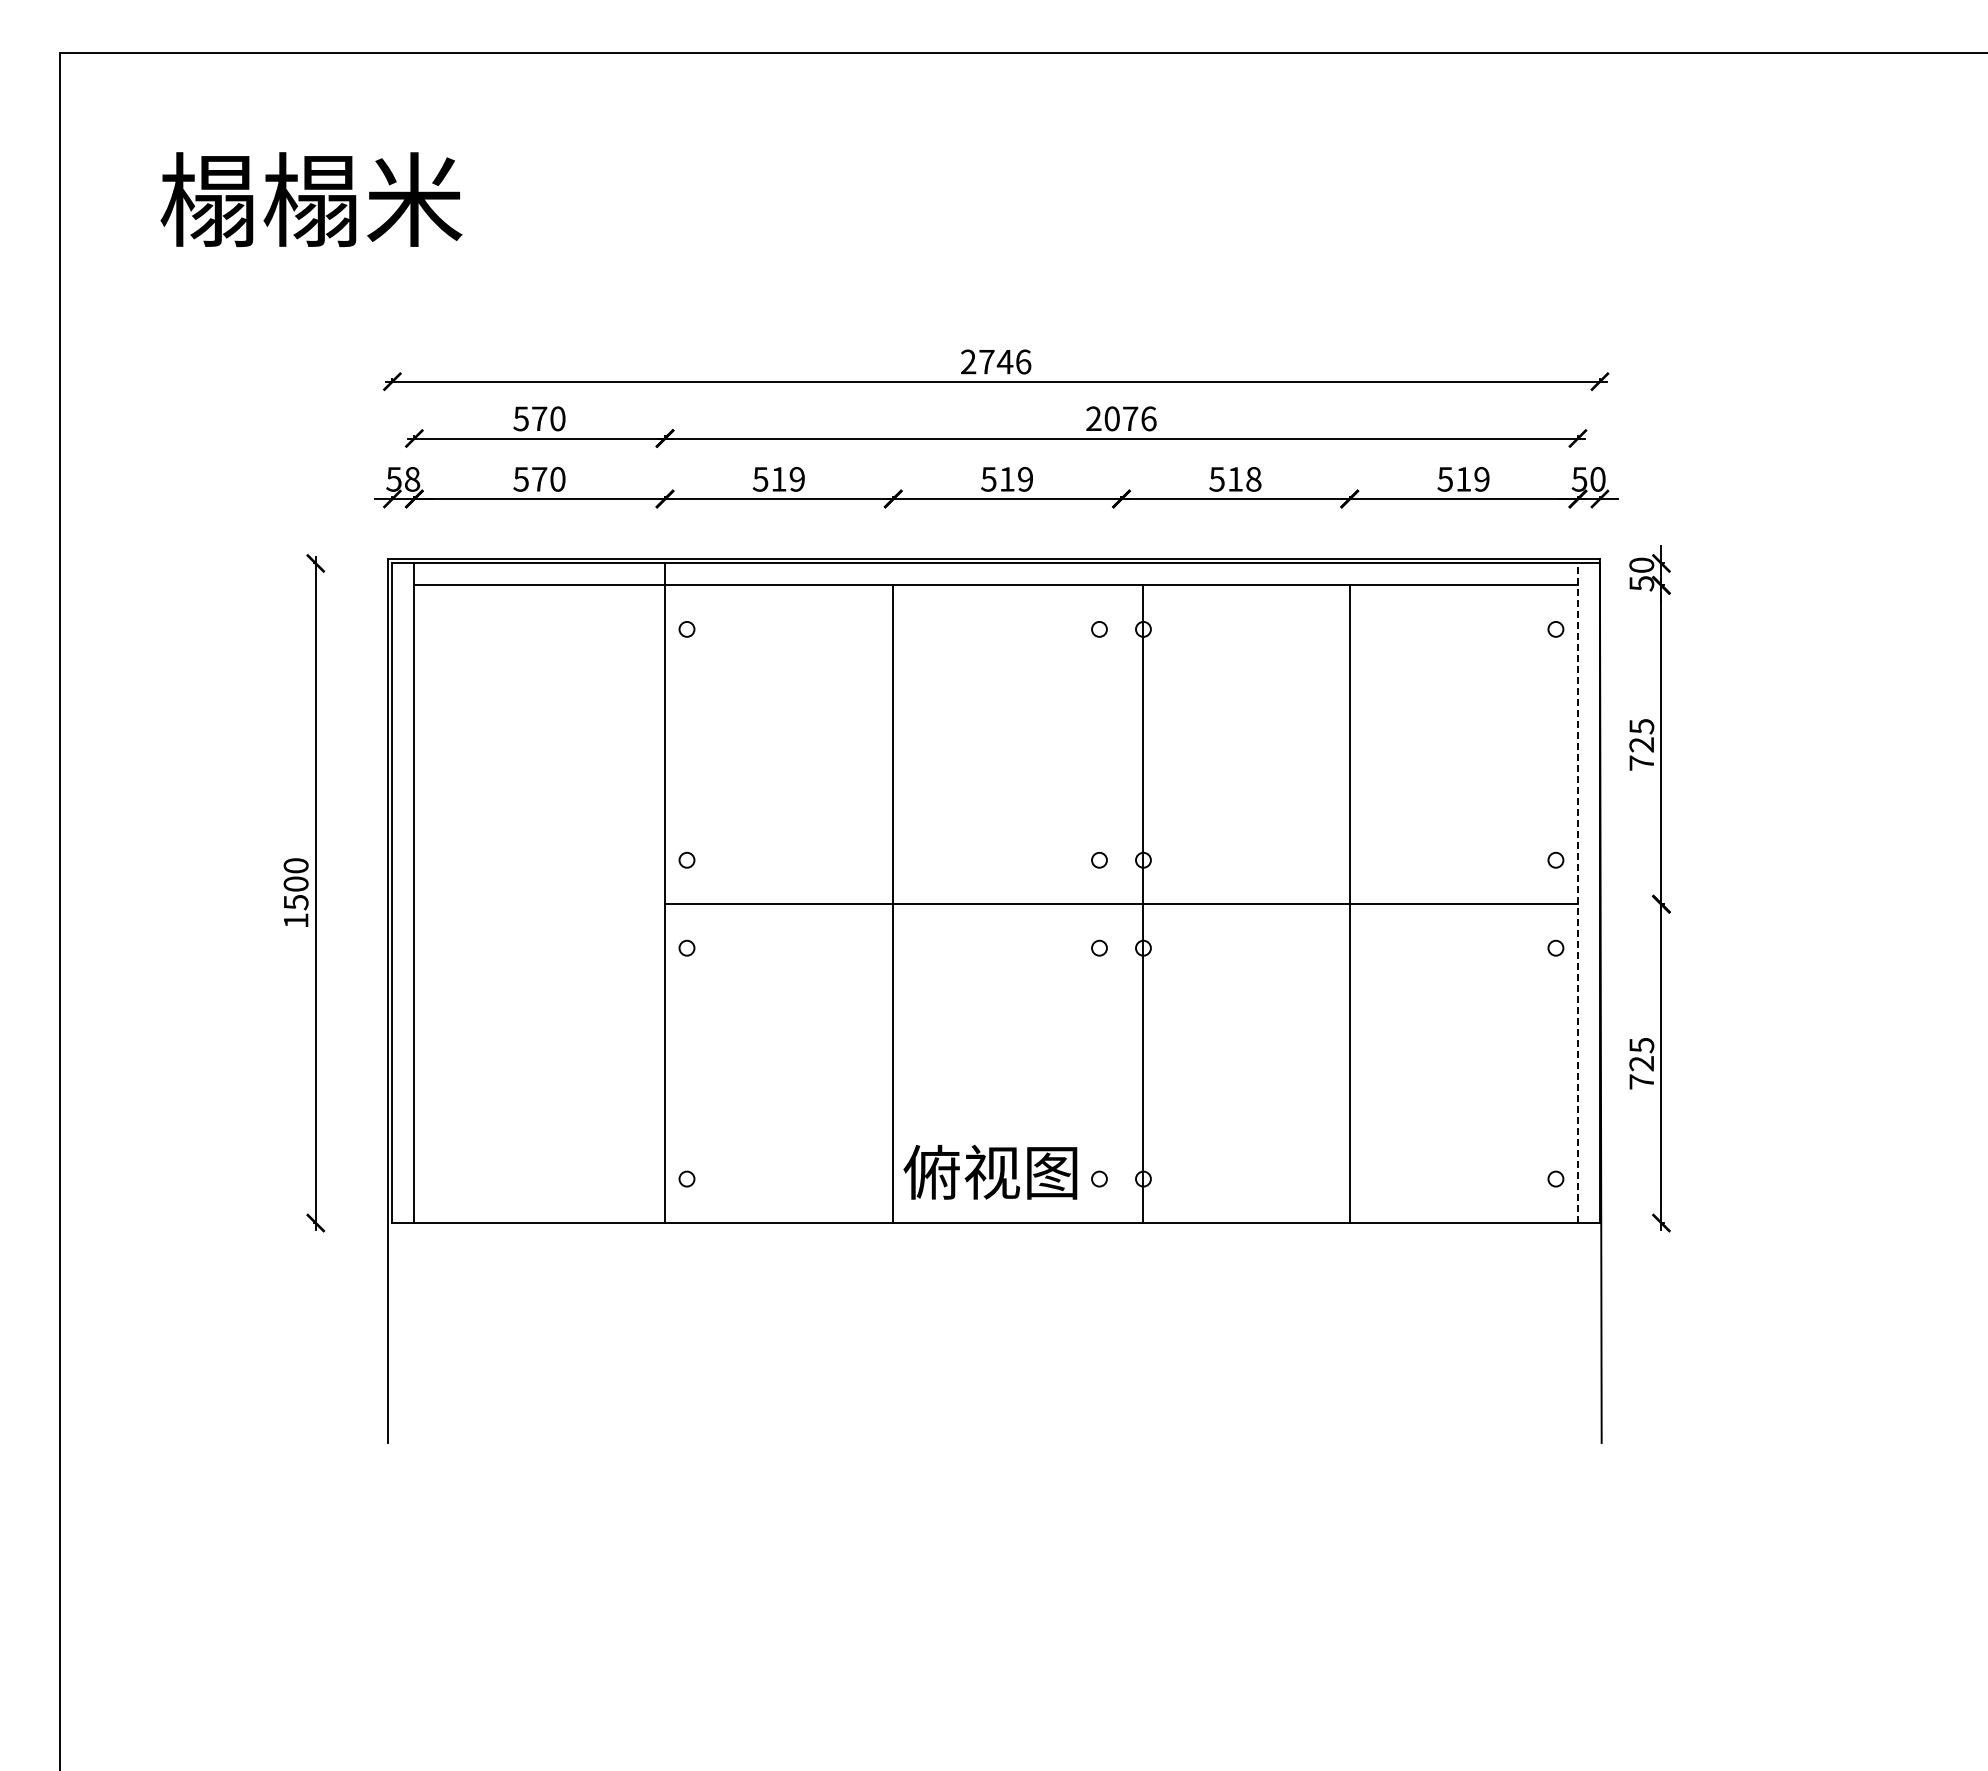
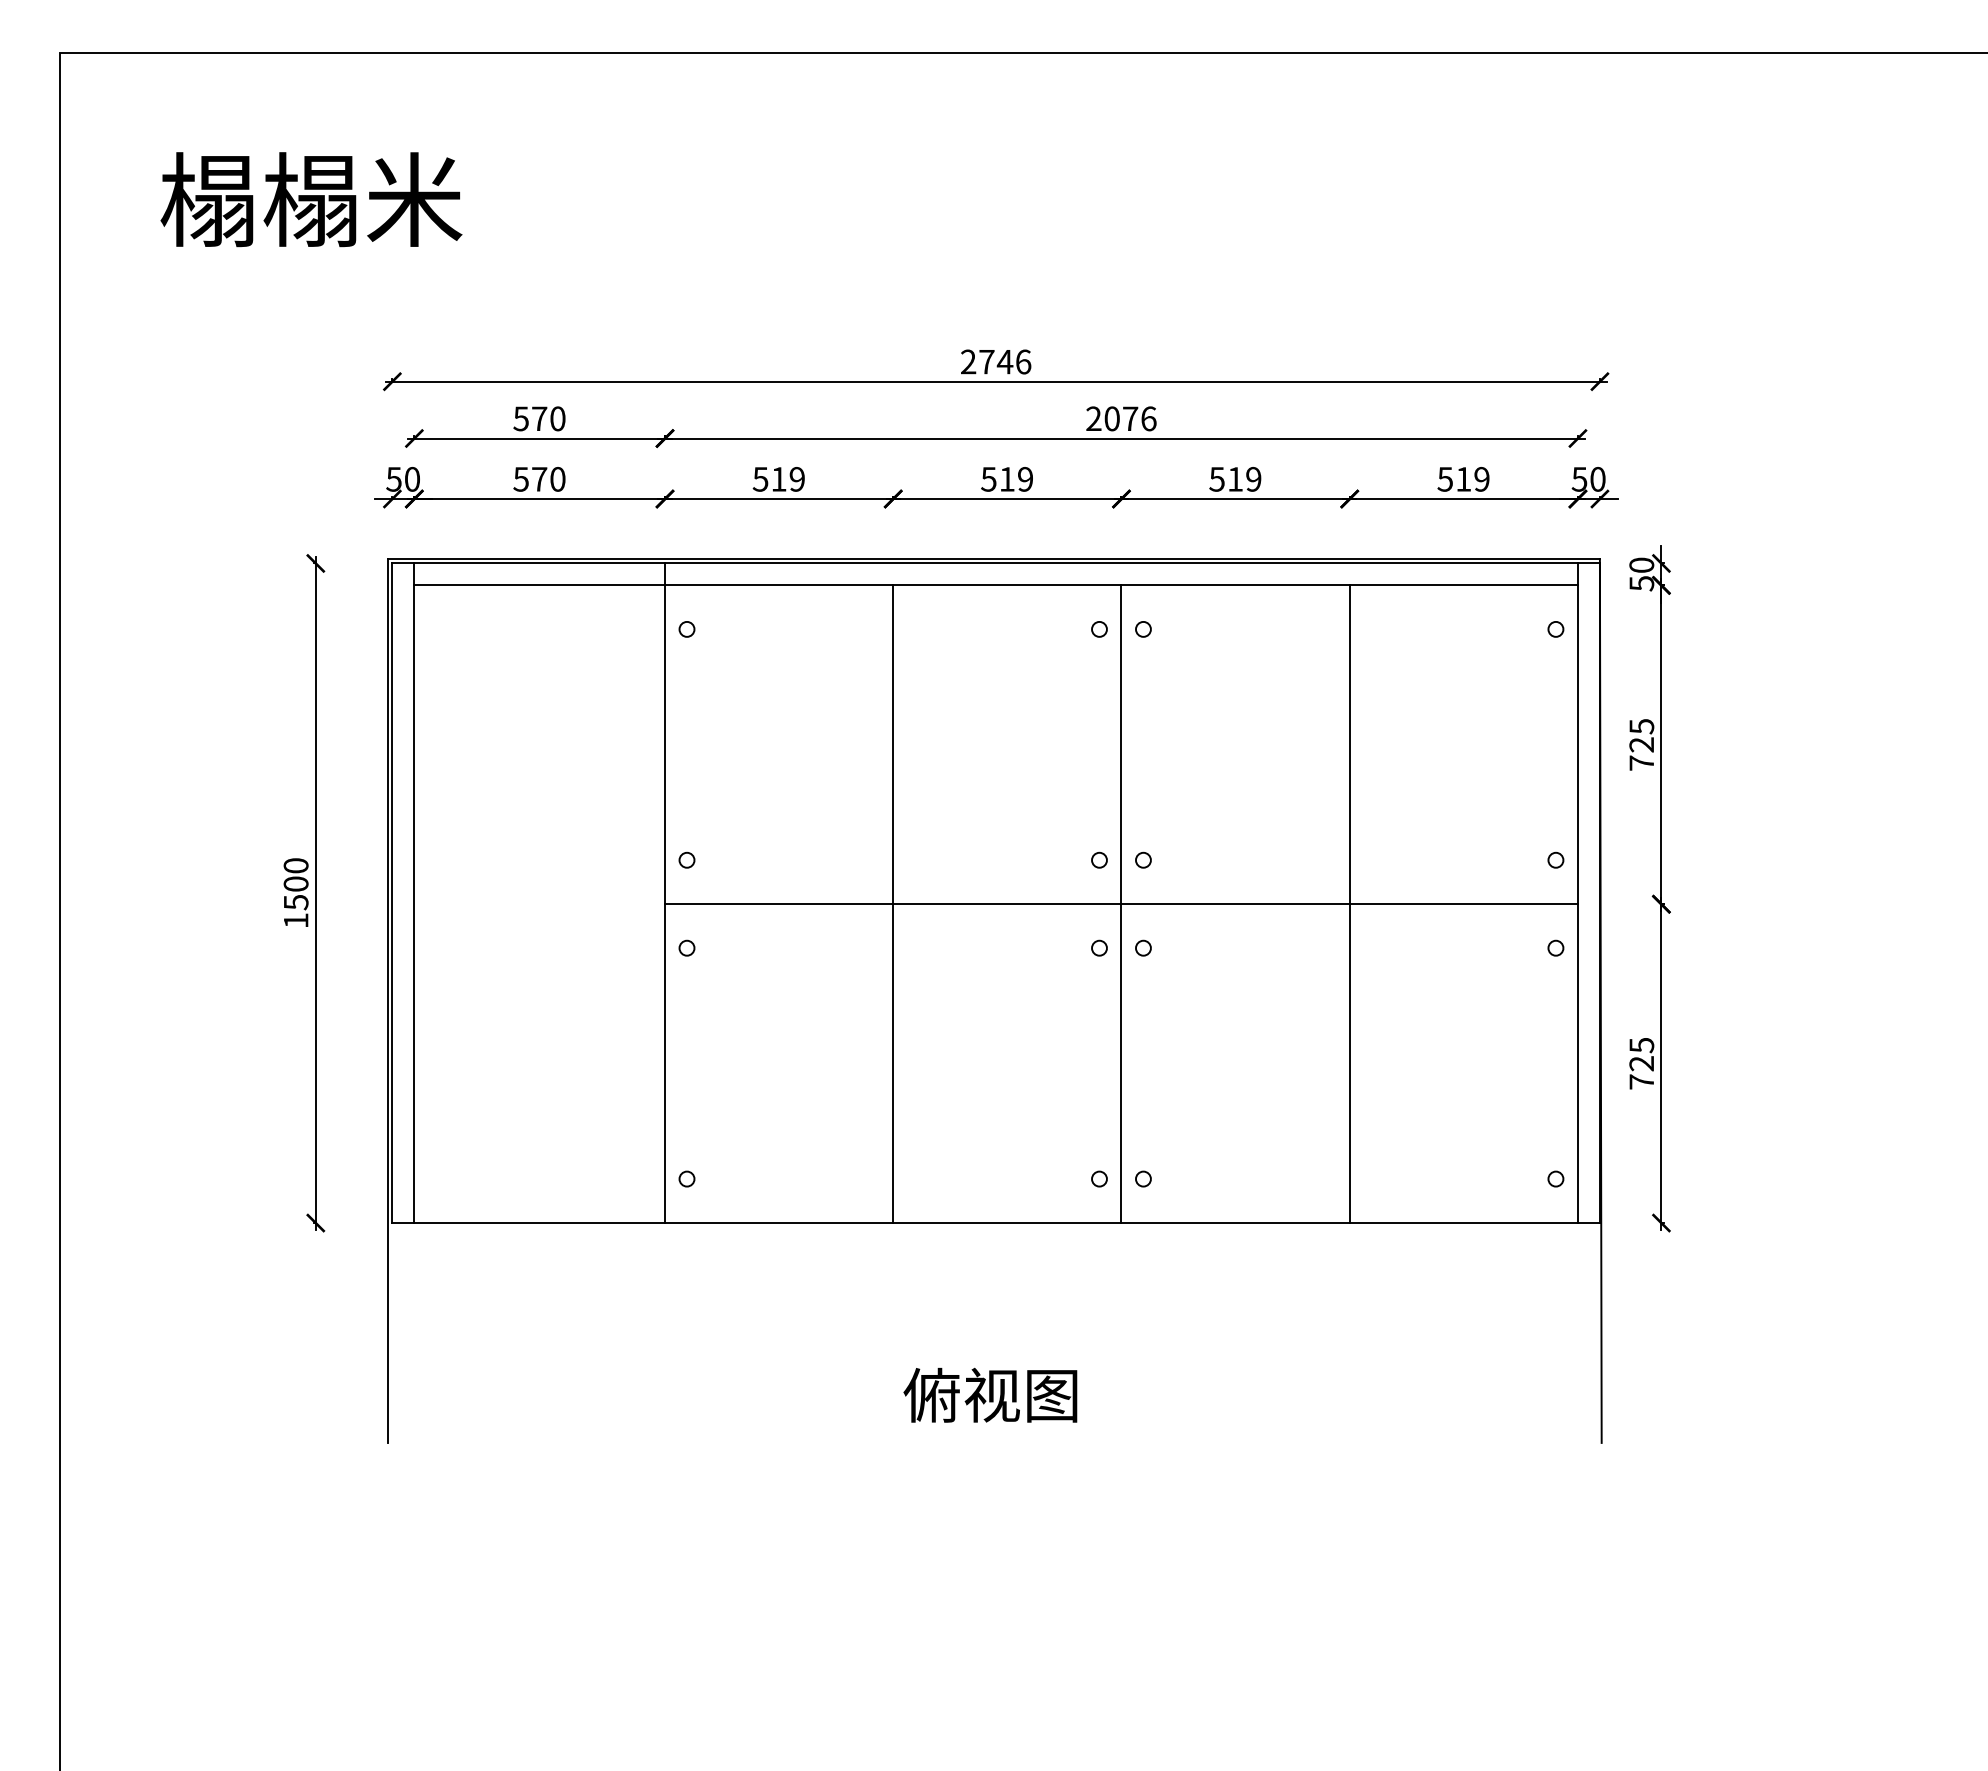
text: 58 -> 50 (412, 479)
text: 518 -> 519 (1253, 479)
line: dashed -> solid (1577, 893)
line position: (1143, 904) -> (1121, 904) (1121, 904)
text position: (990, 1171) -> (990, 1394) (990, 1394)
